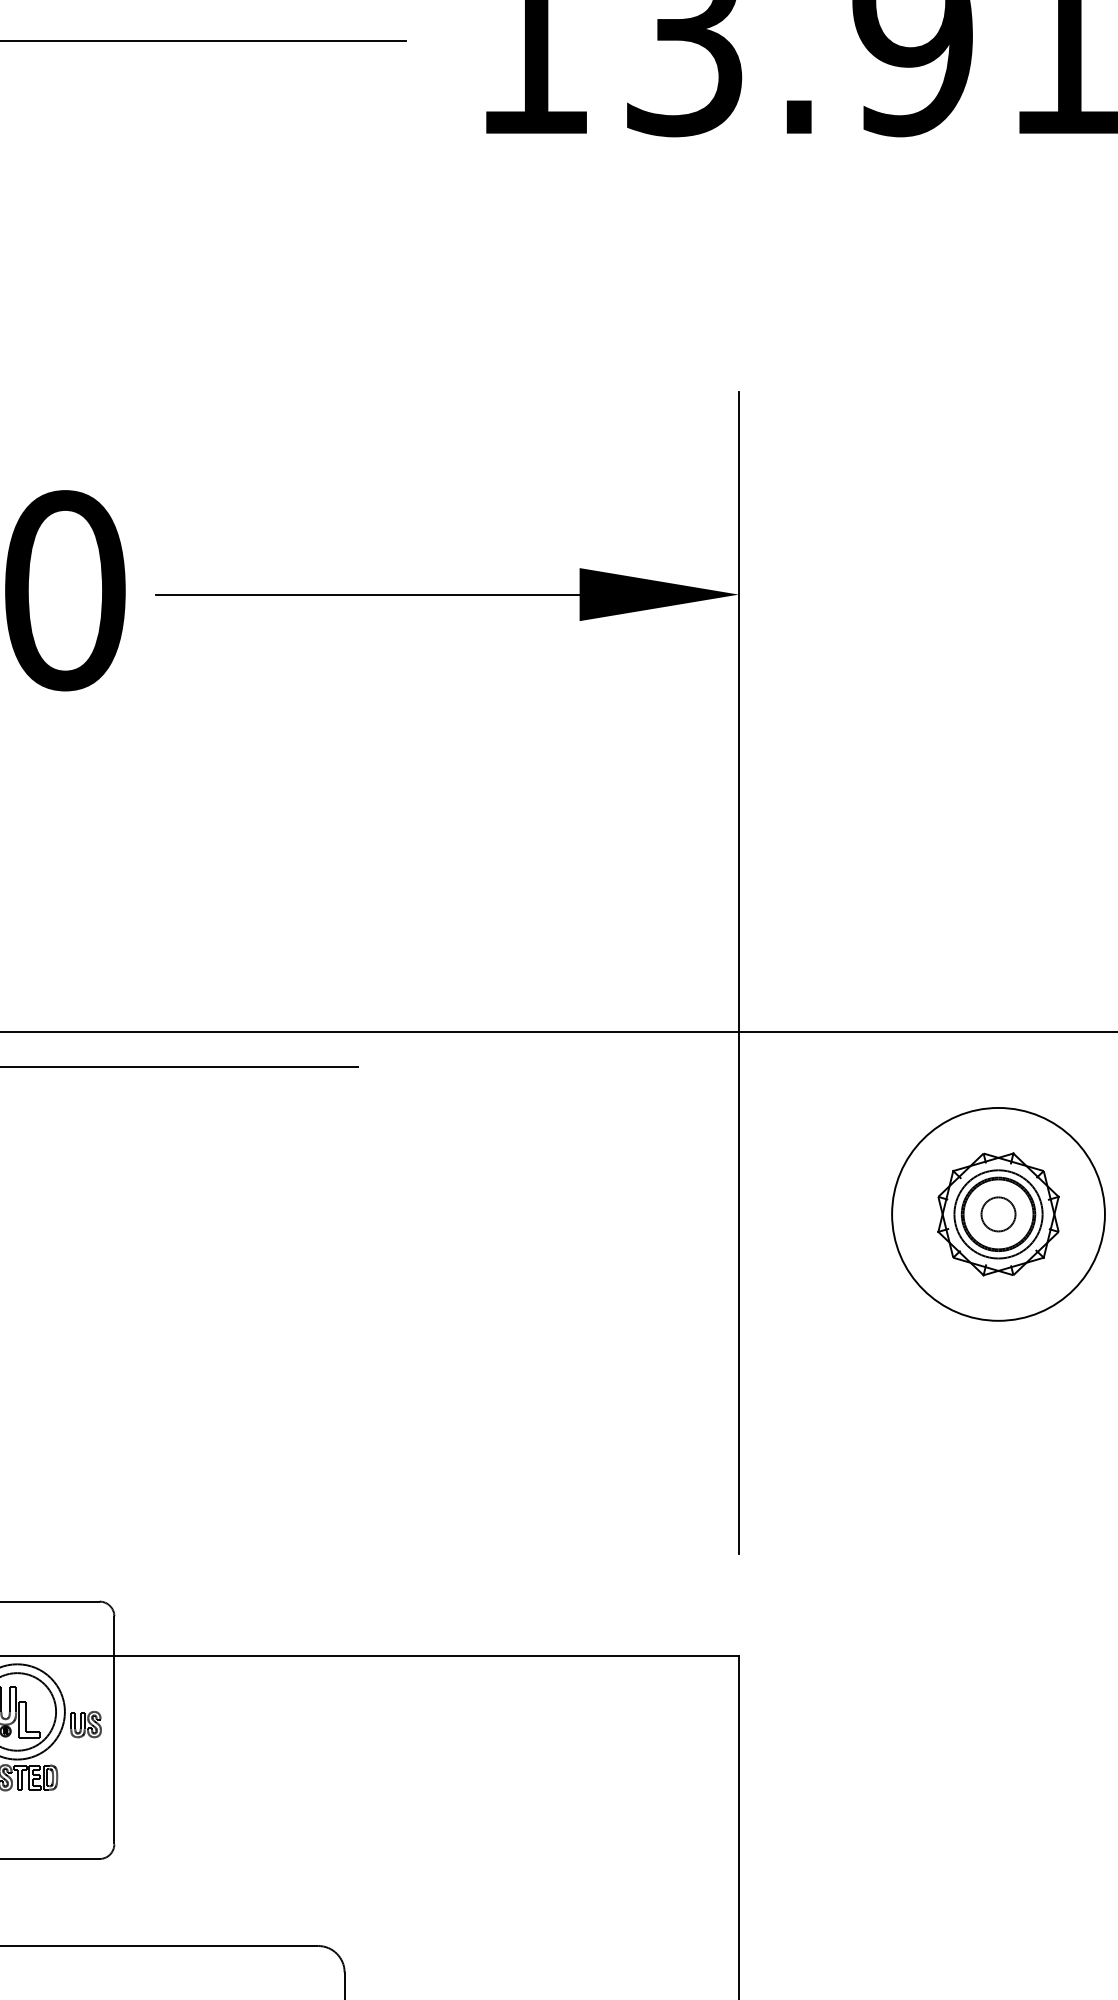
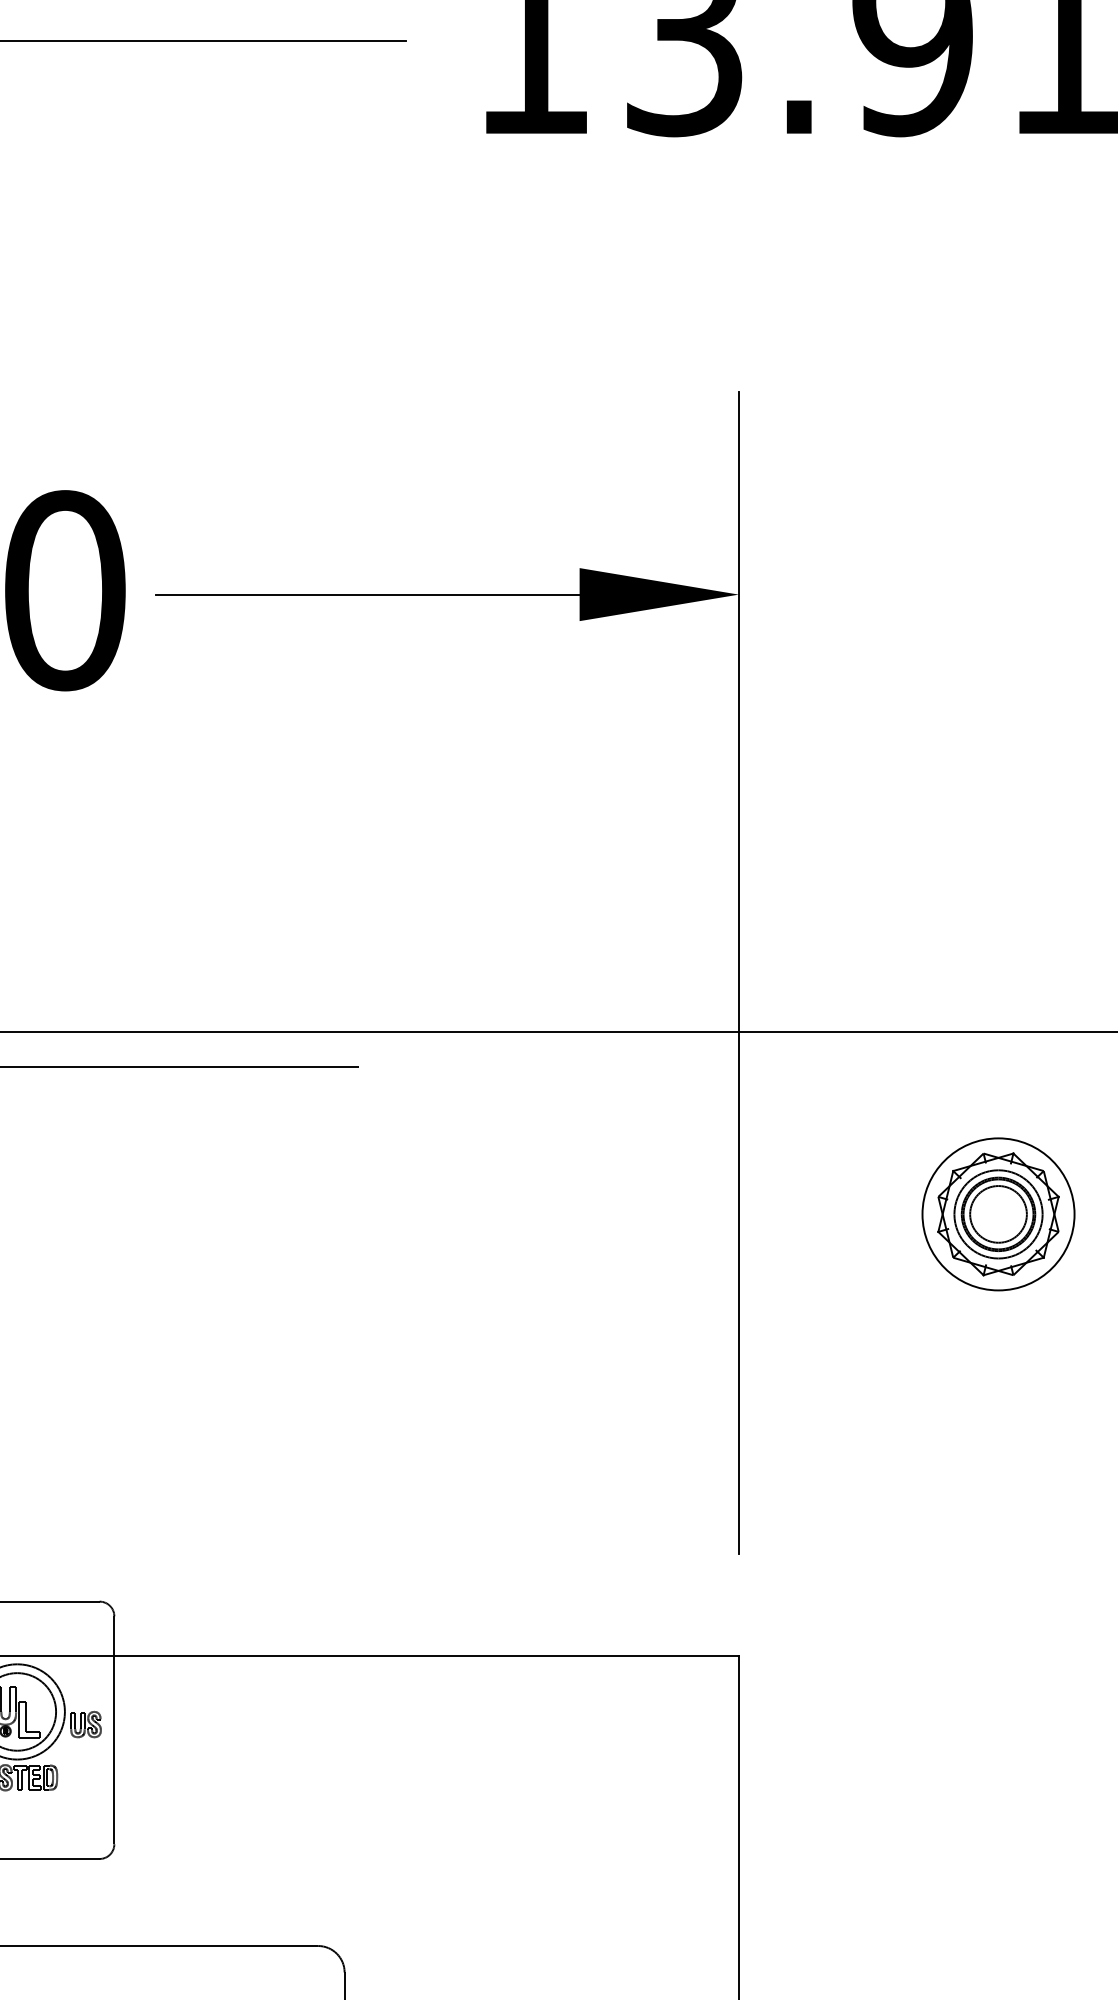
circle diameter: 213 px -> 152 px (998, 1214)
circle diameter: 34 px -> 57 px (998, 1214)
